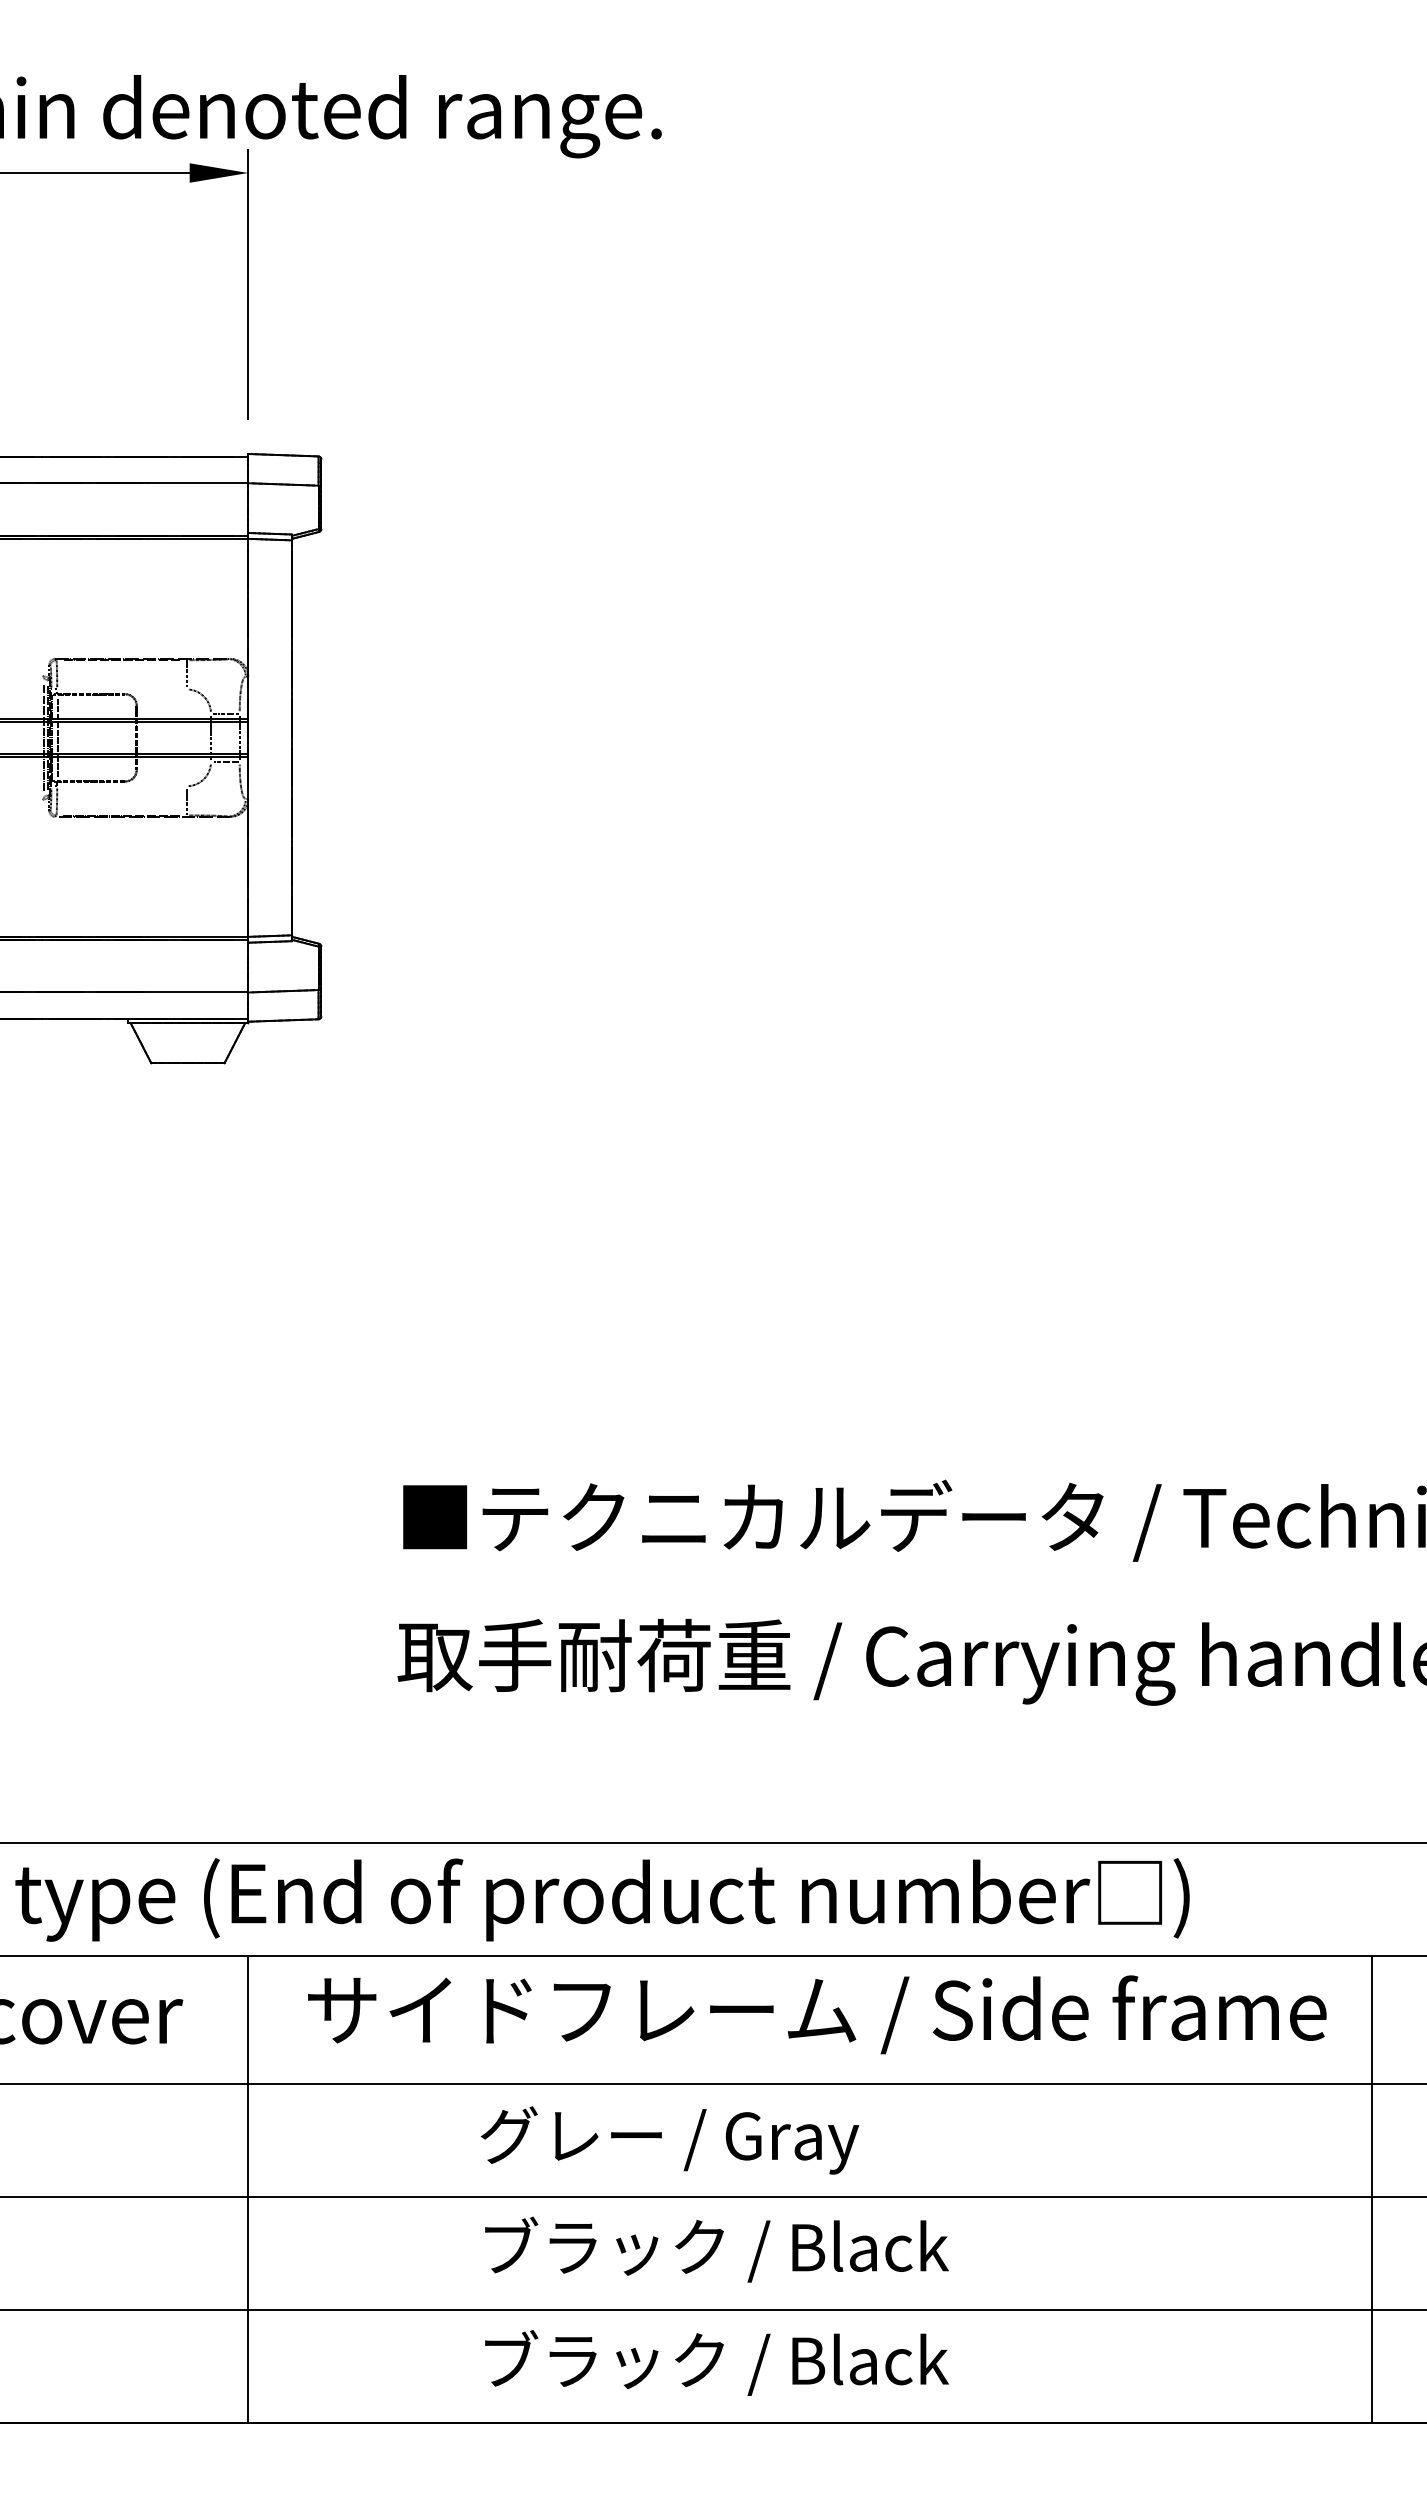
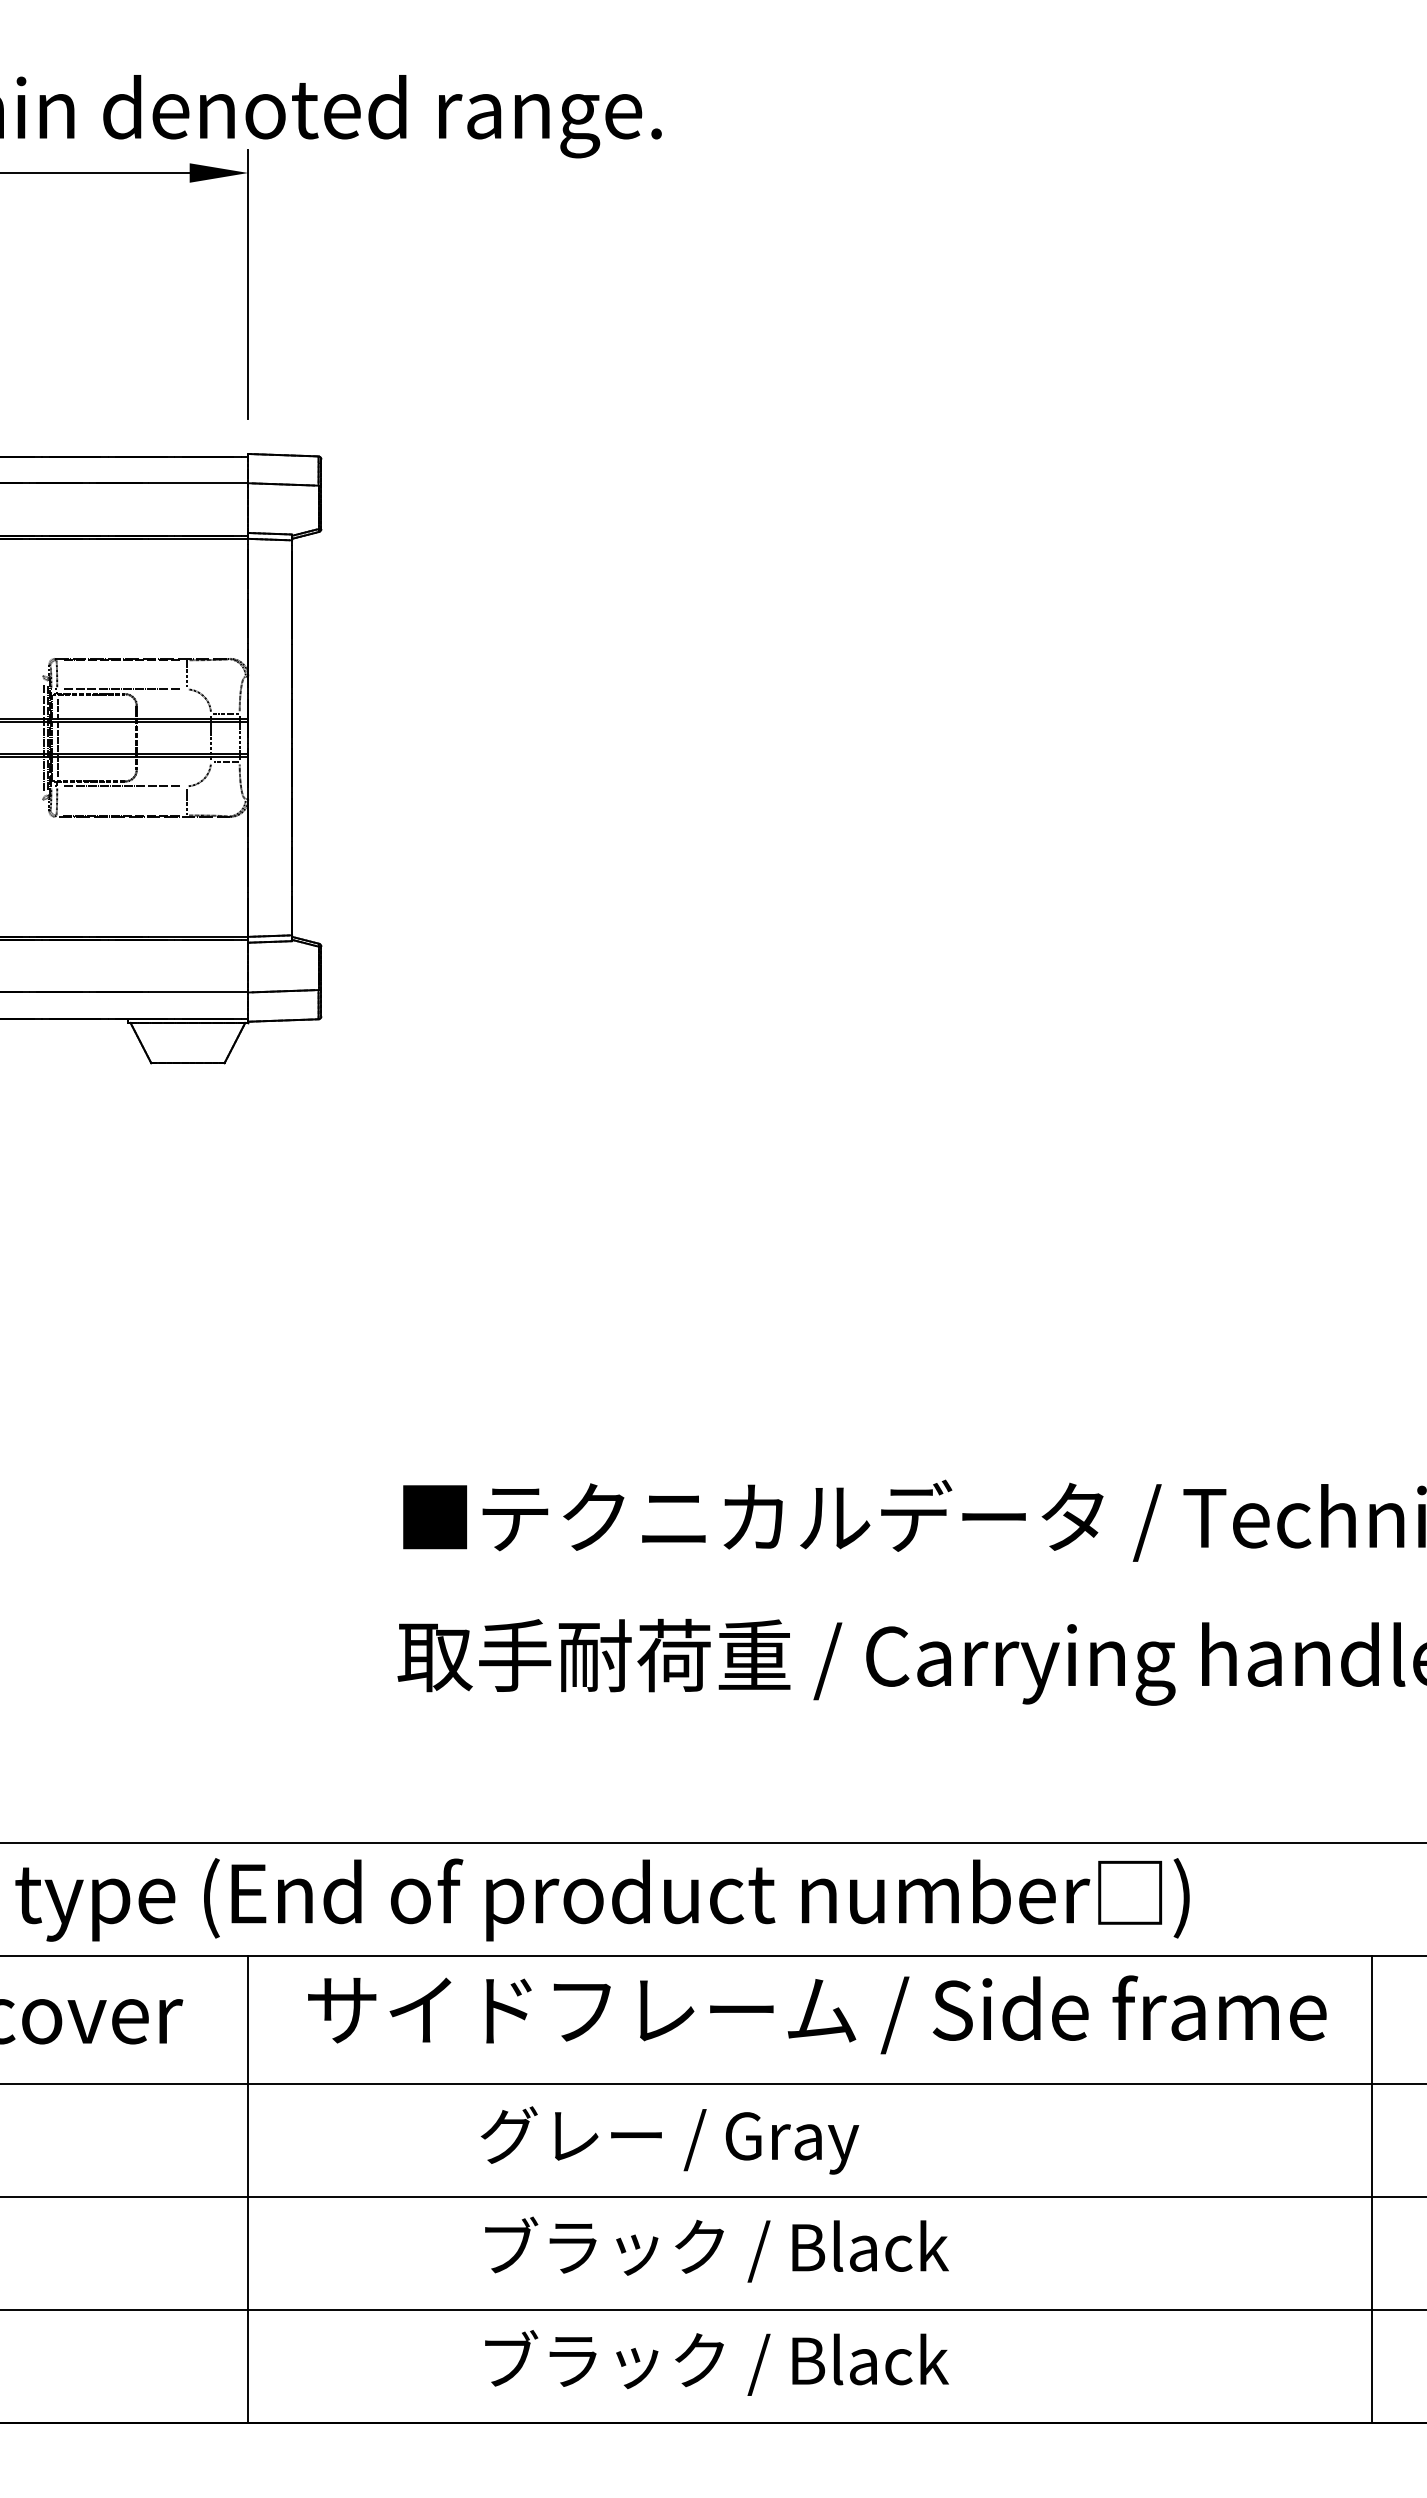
line: none -> present (121, 689)
line: none -> present (121, 786)
